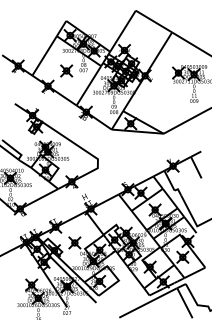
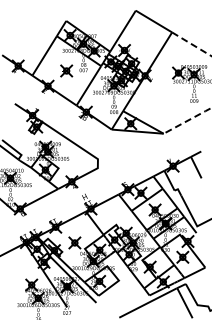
line: solid -> dashed (191, 44)
line: solid -> dashed (188, 120)
